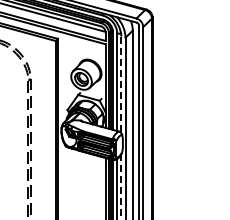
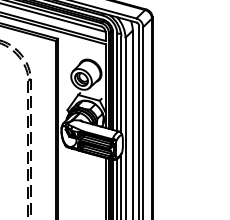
line: dashed -> solid (121, 85)
line: dashed -> solid (121, 187)
